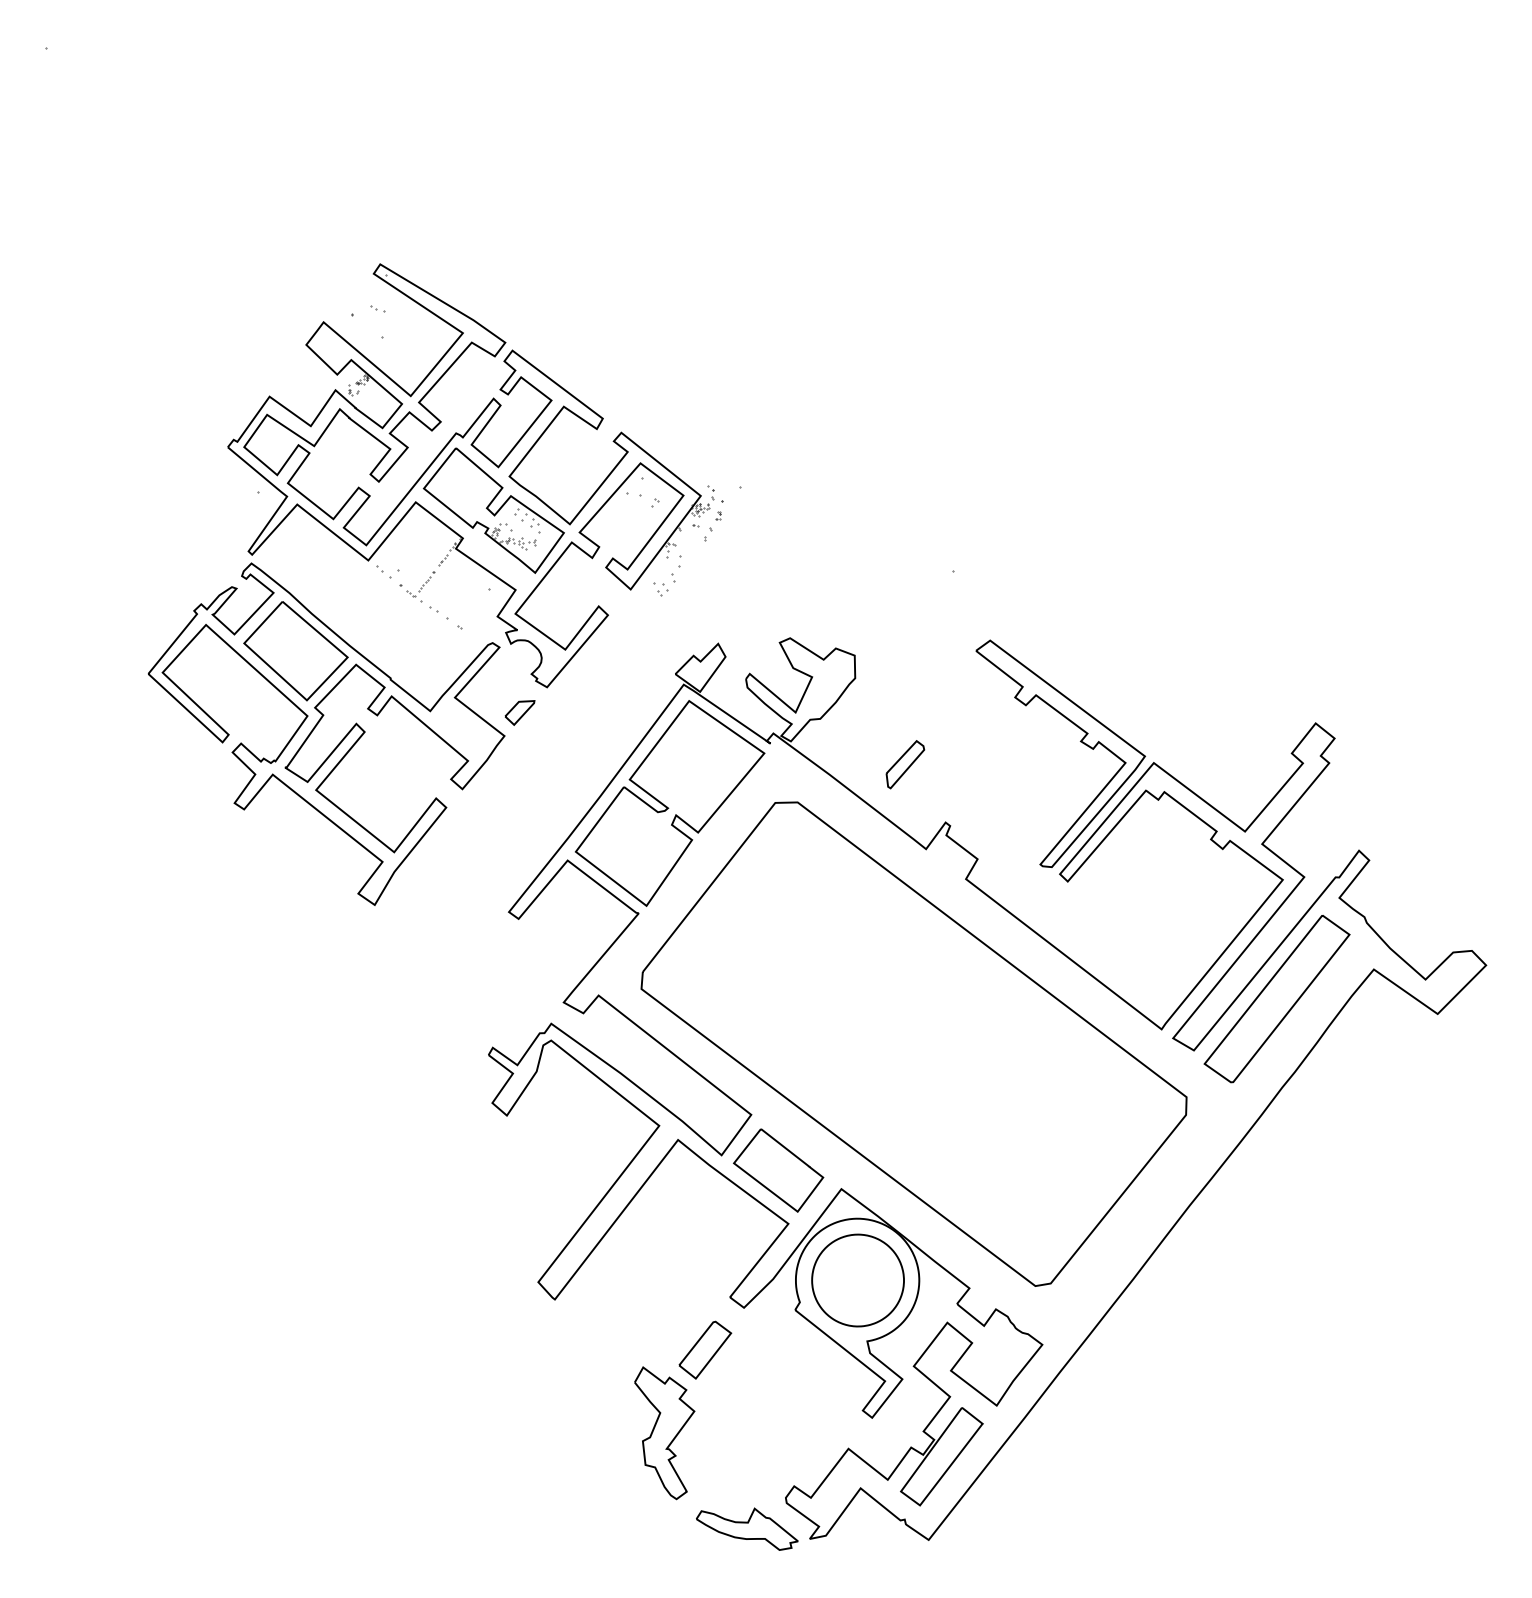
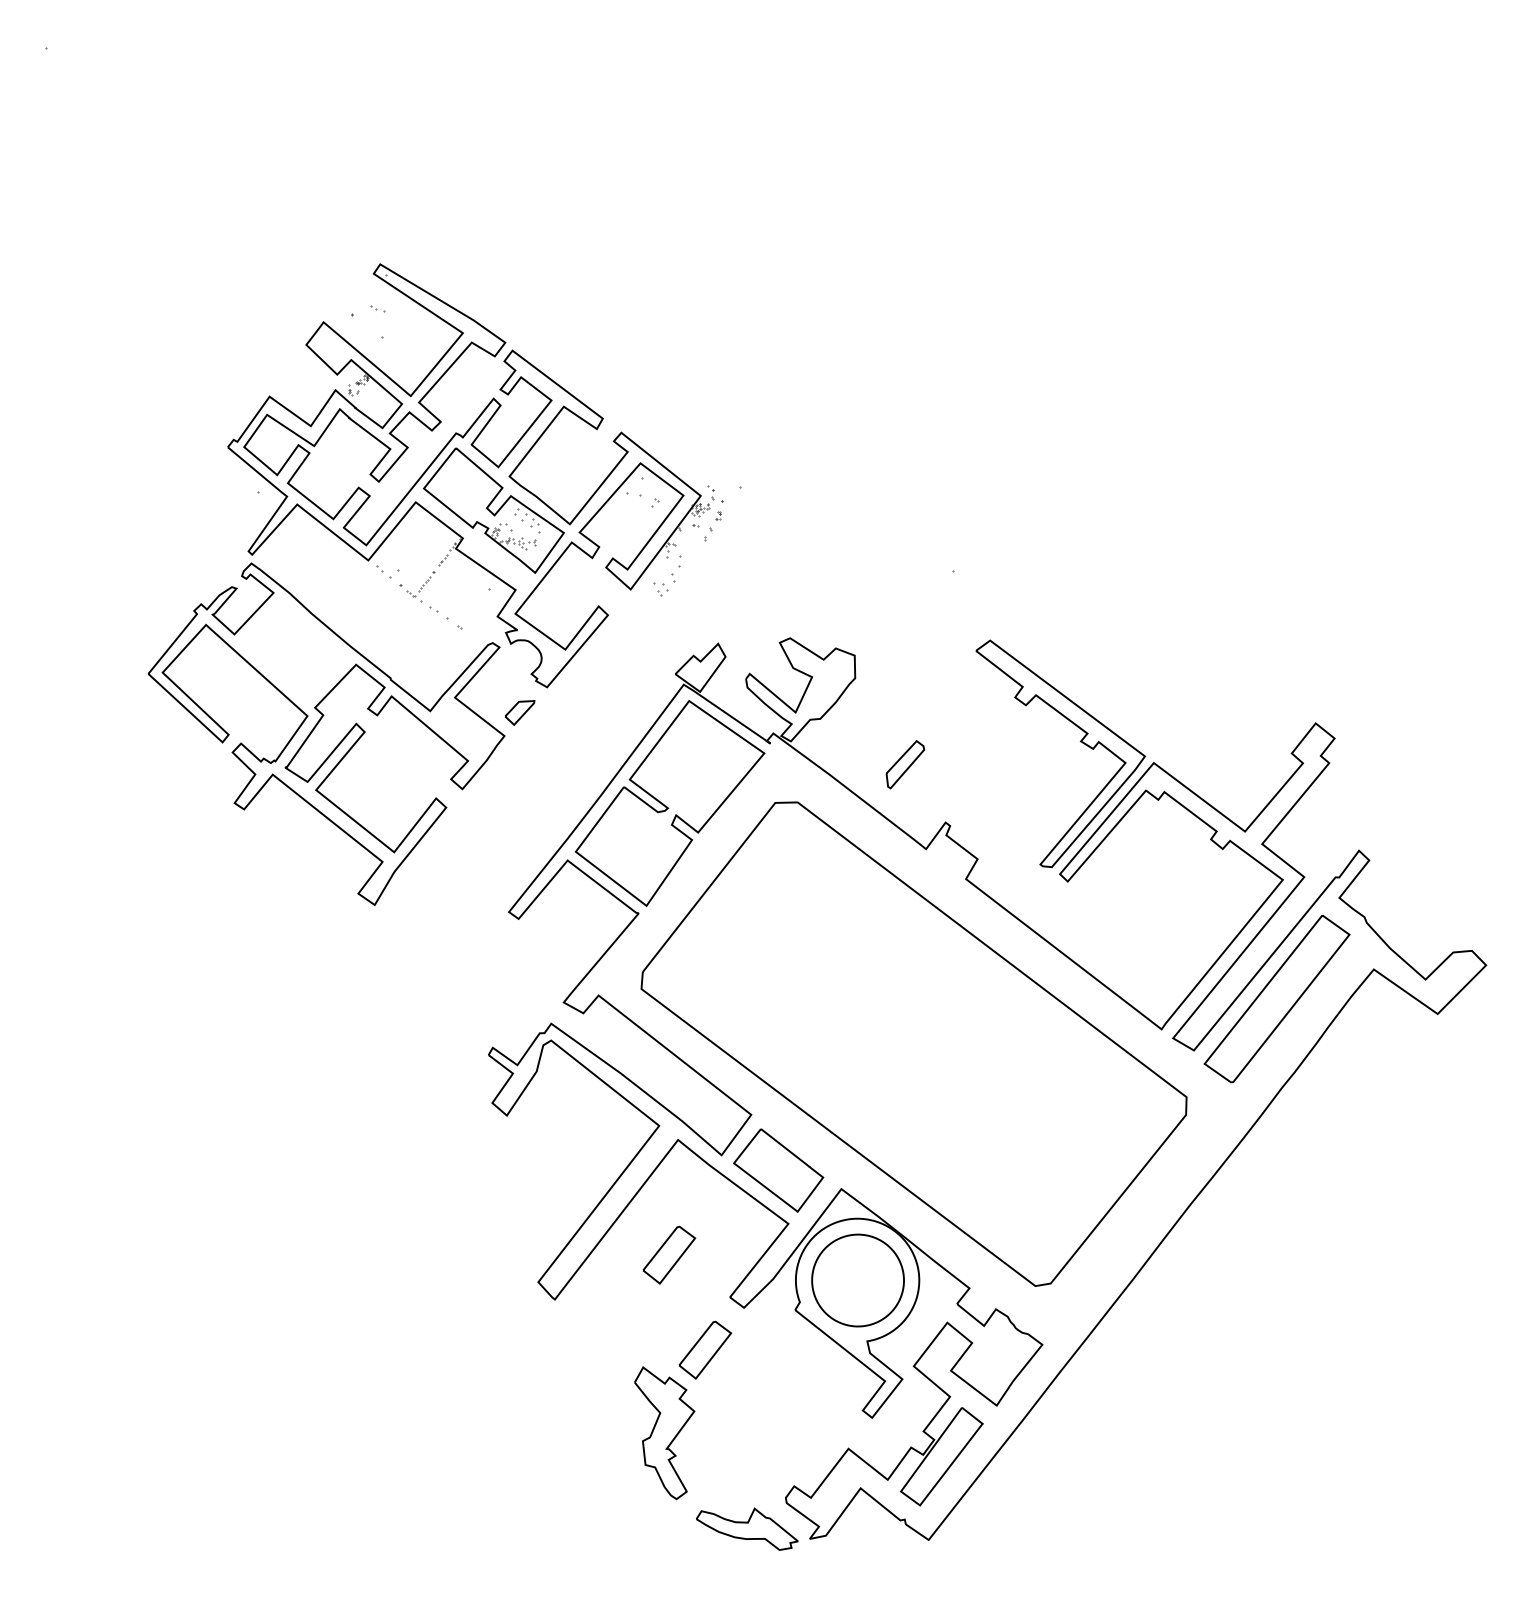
part: present -> none (295, 651)
part: none -> present (669, 1254)
